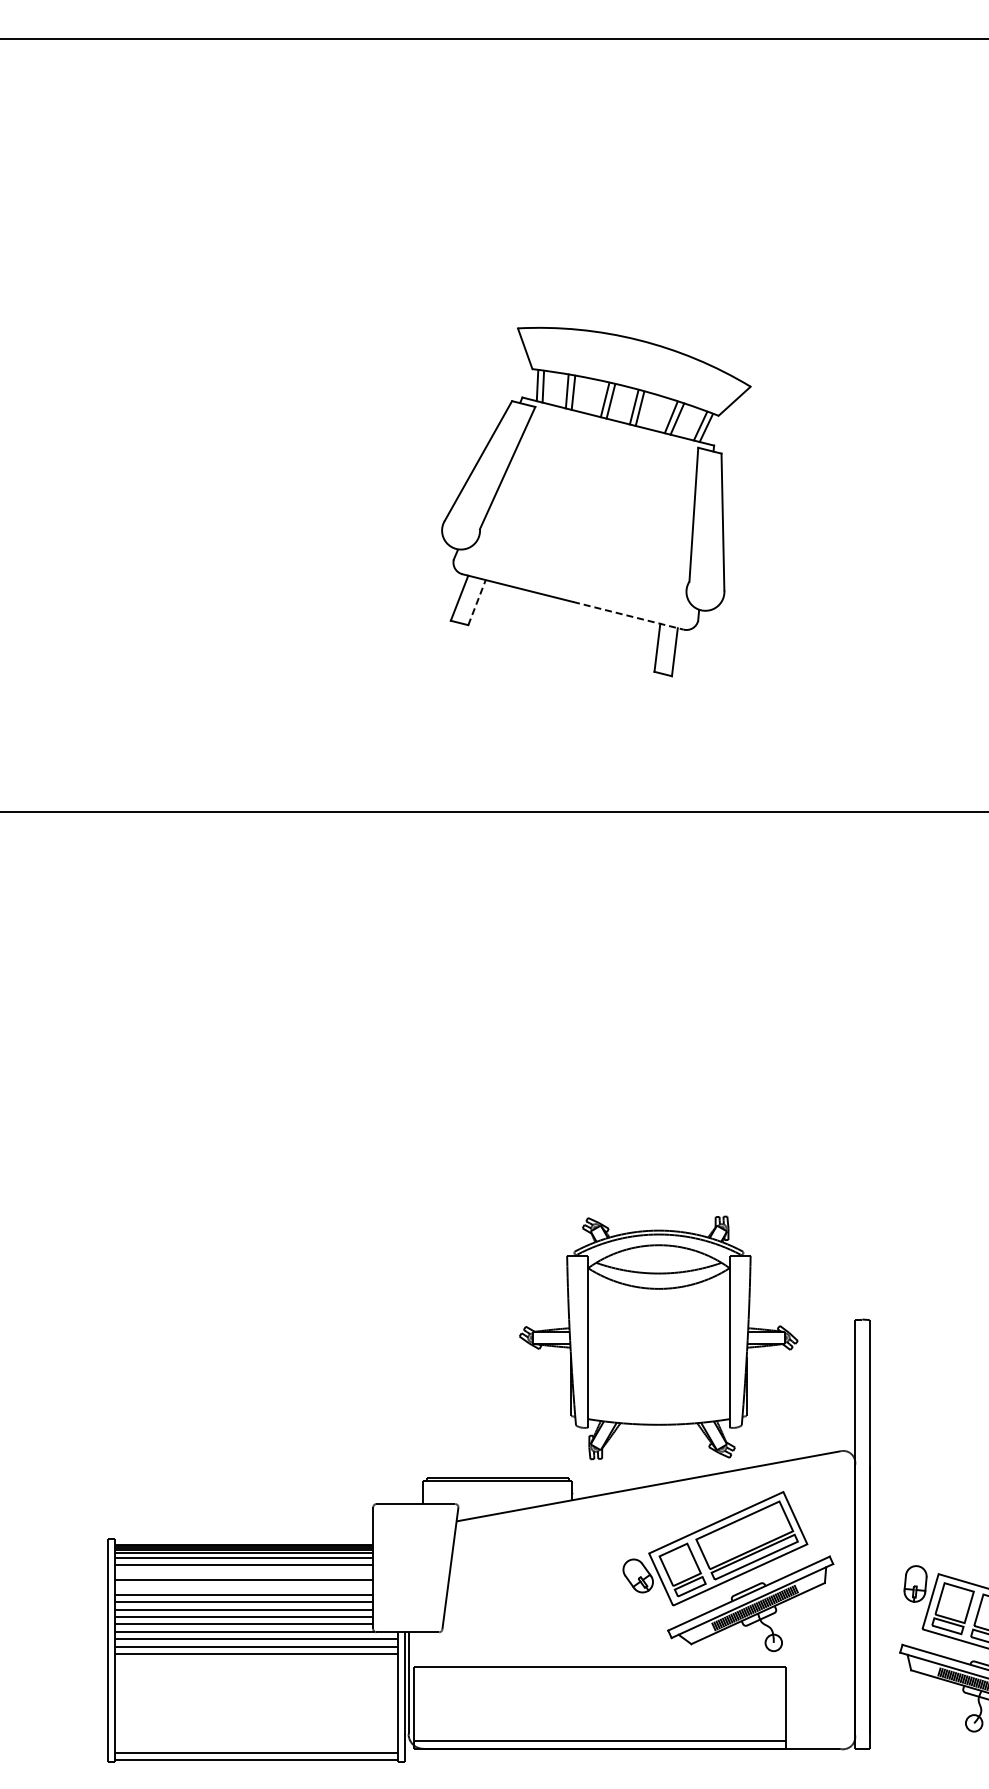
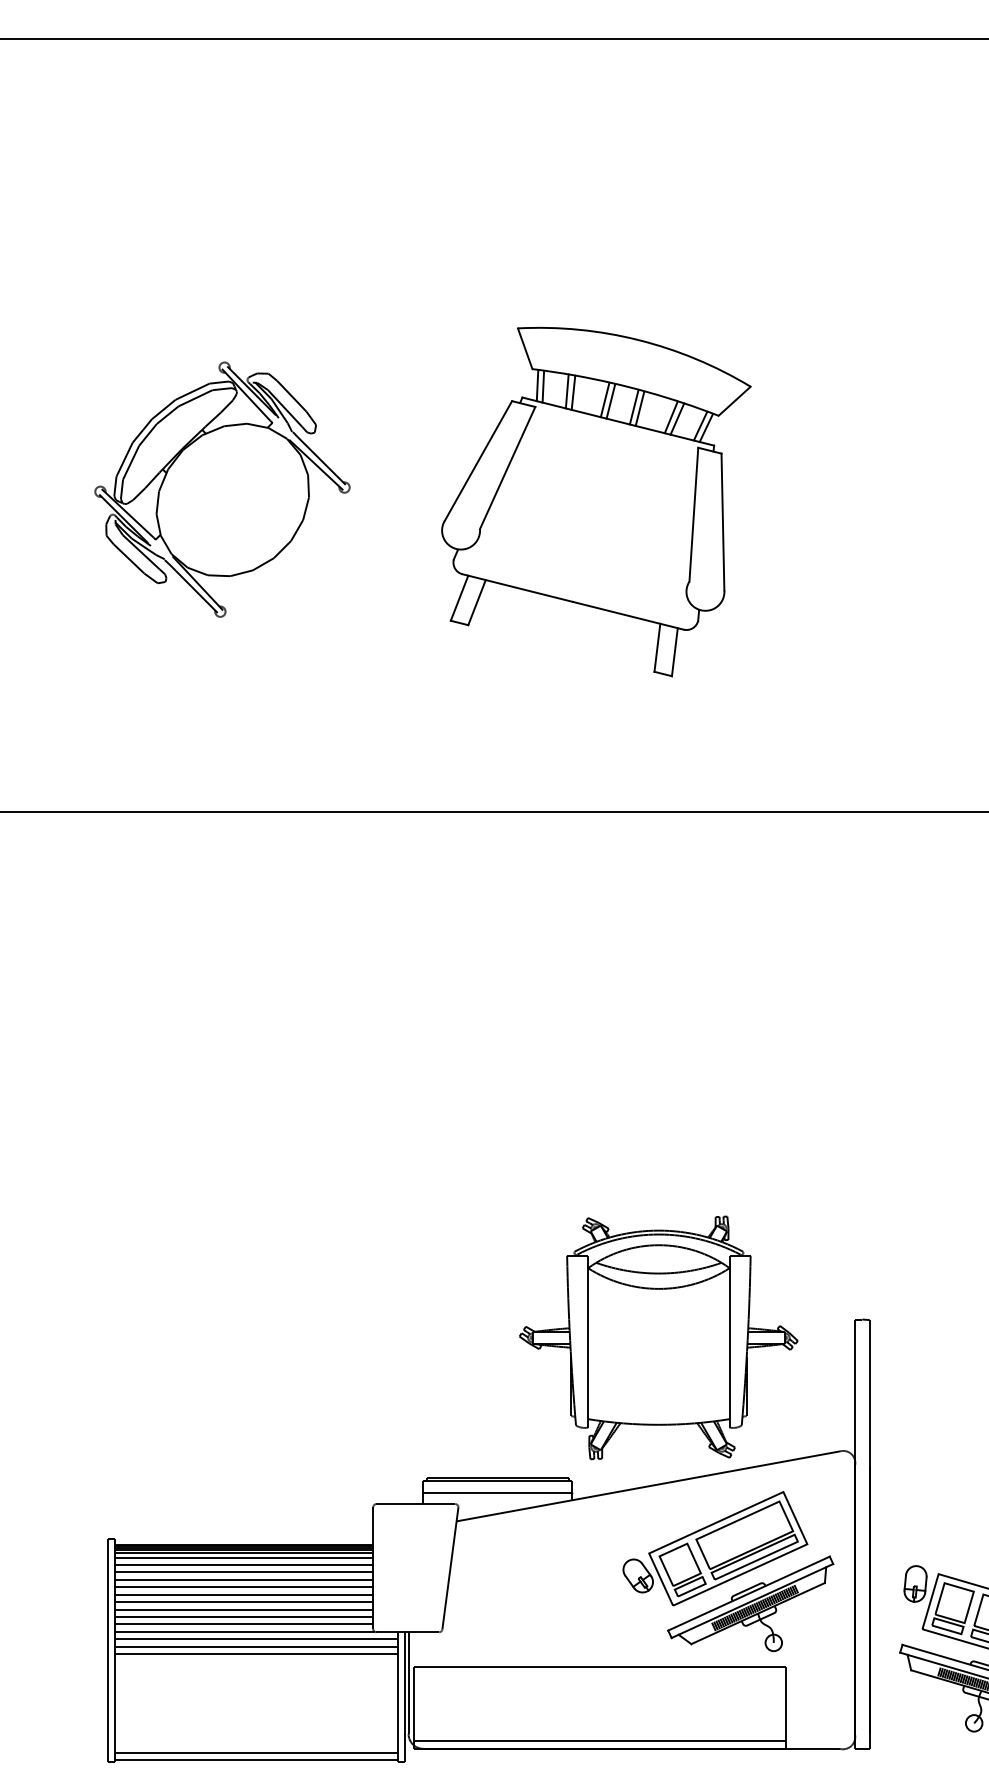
part: none -> present (222, 489)
line: dashed -> solid (477, 602)
line: dashed -> solid (628, 615)
line: none -> present (497, 1492)
line: none -> present (244, 1572)
line: none -> present (244, 1587)
